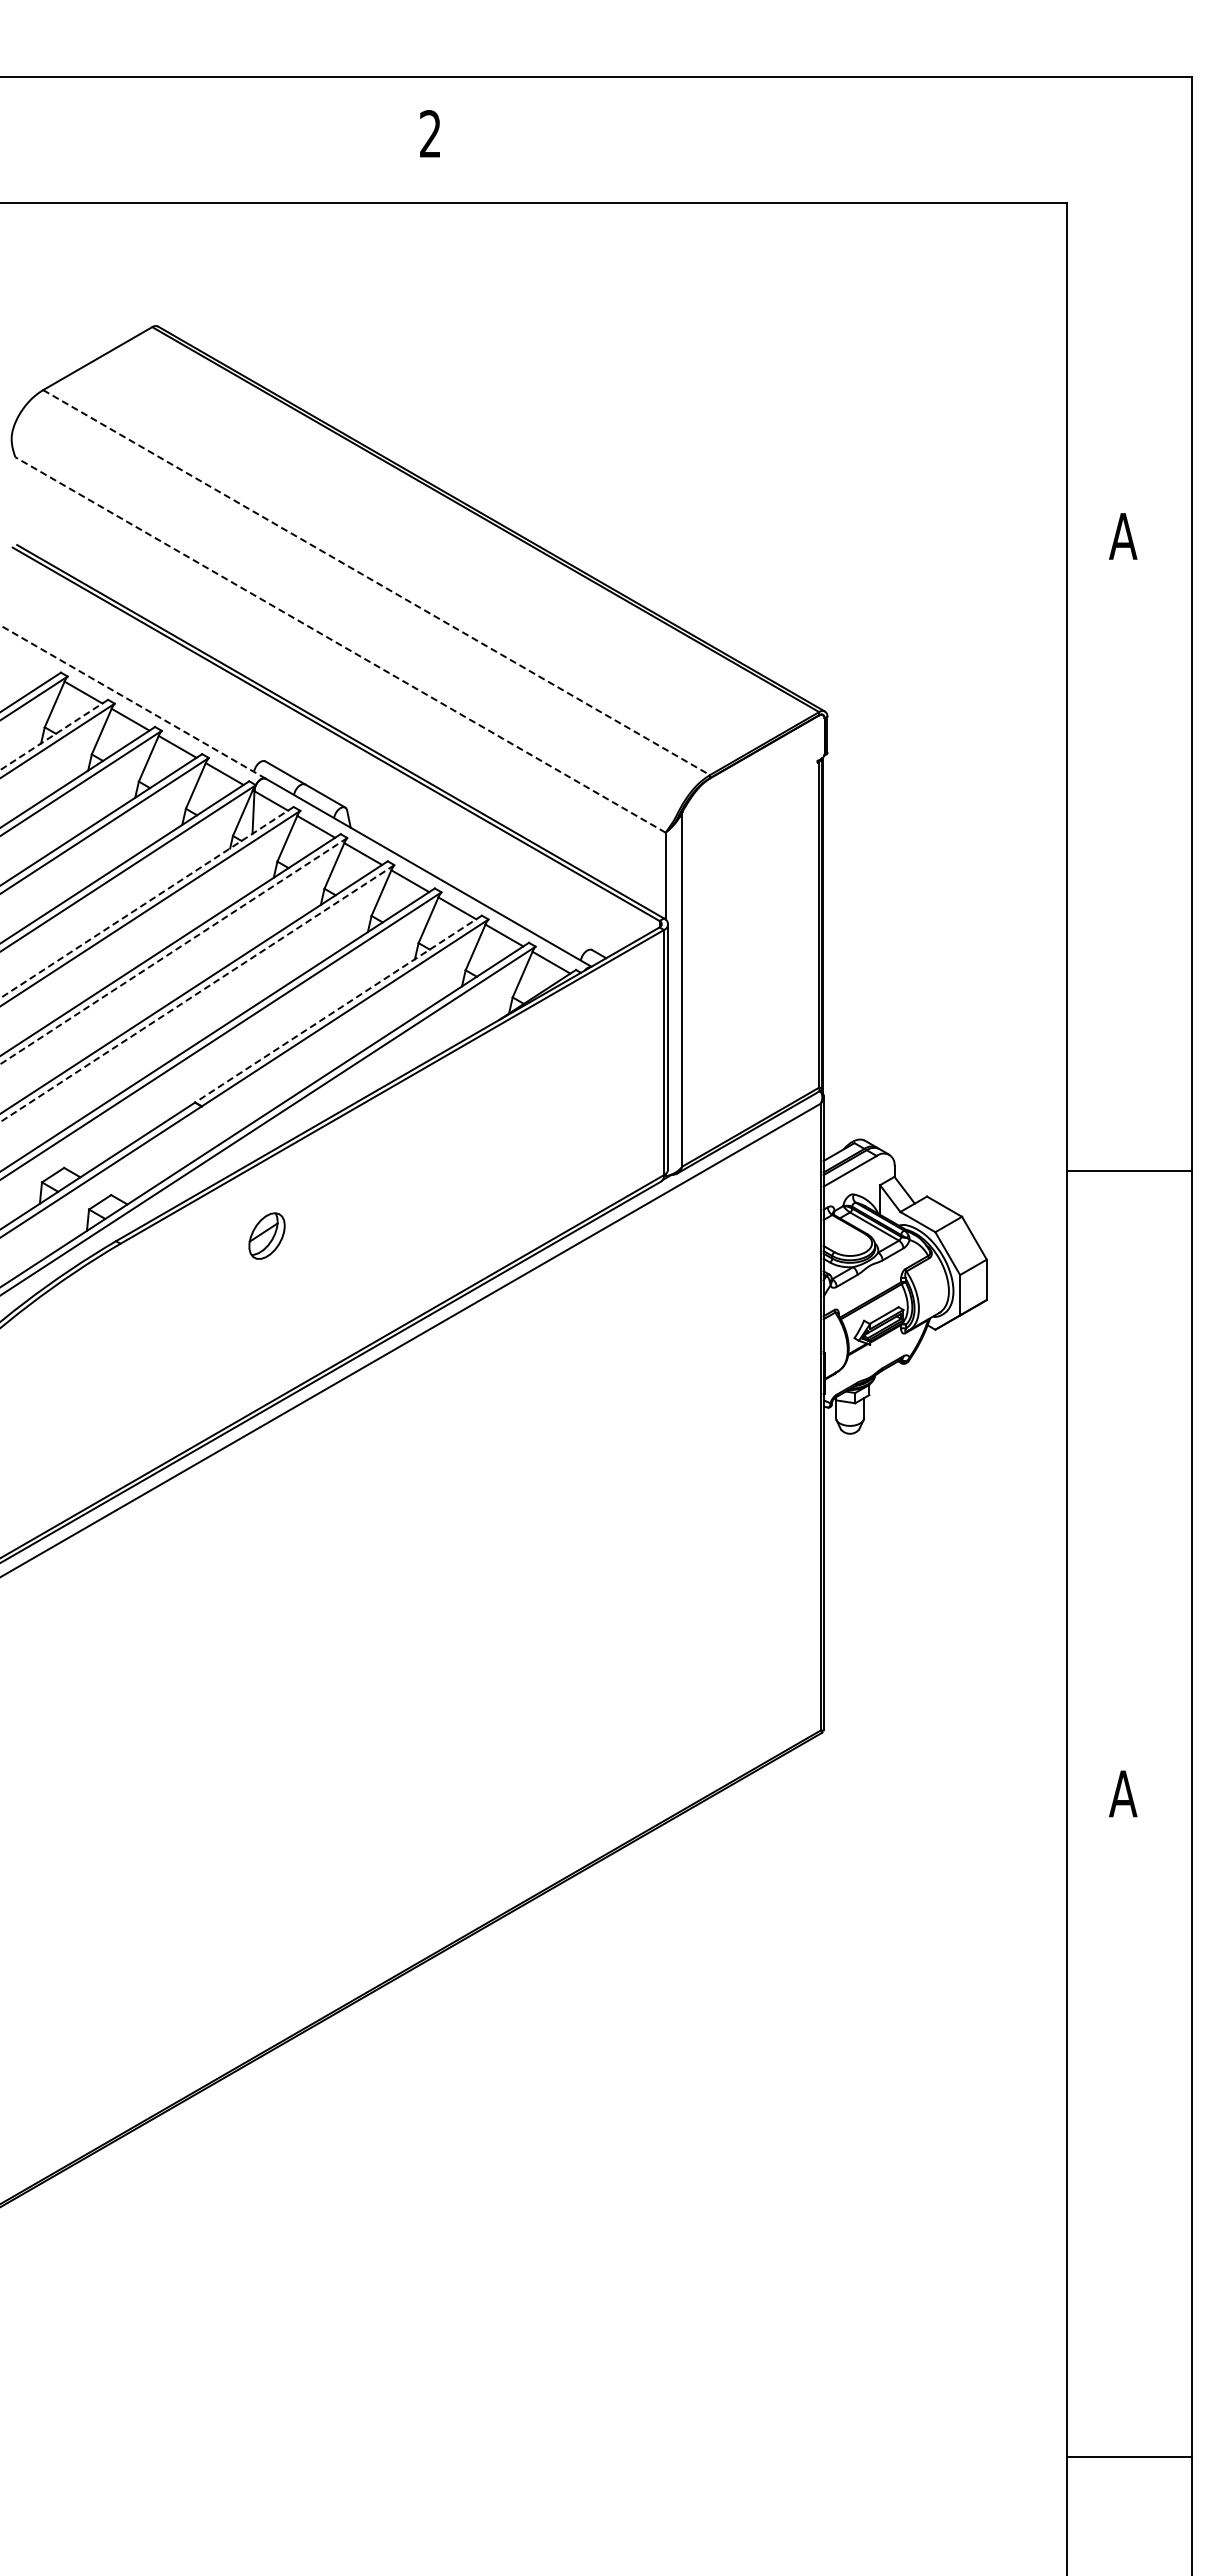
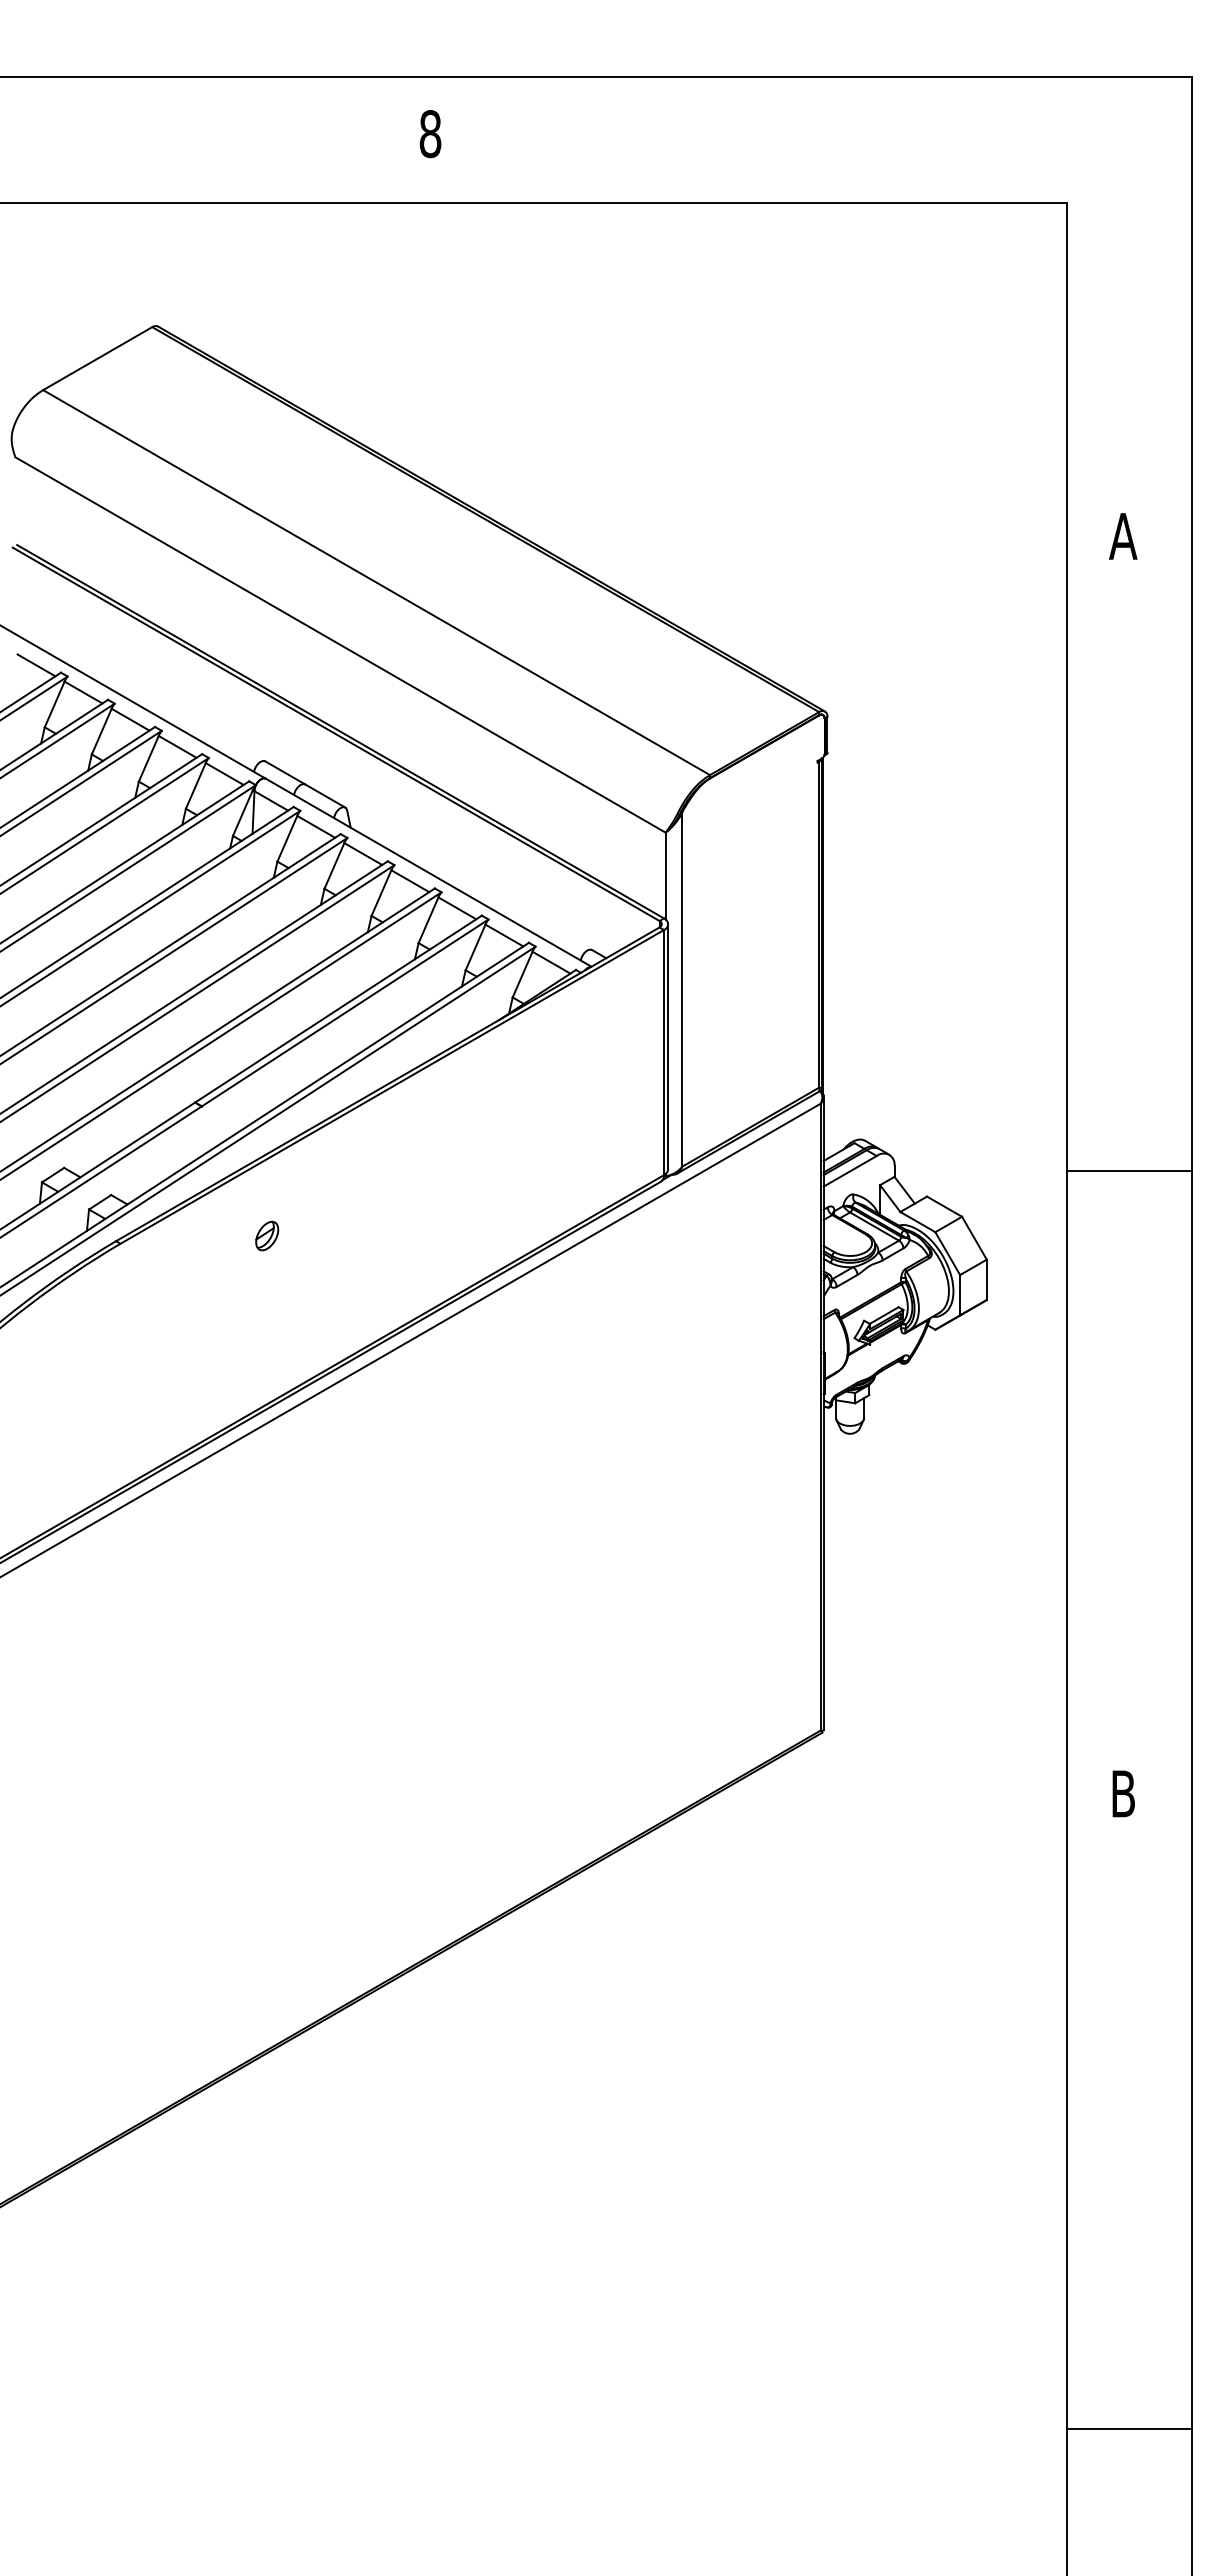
text: 2 -> 8 (430, 134)
line: dashed -> solid (377, 582)
line: dashed -> solid (340, 645)
line: none -> present (36, 665)
line: dashed -> solid (132, 701)
line: dashed -> solid (53, 735)
line: dashed -> solid (147, 902)
line: dashed -> solid (174, 951)
line: dashed -> solid (196, 994)
line: dashed -> solid (338, 1009)
part size: 38x48 px -> 25x32 px (267, 1235)
text: A -> B (1123, 1793)
line position: (1129, 2456) -> (1129, 2428) (1129, 2428)
